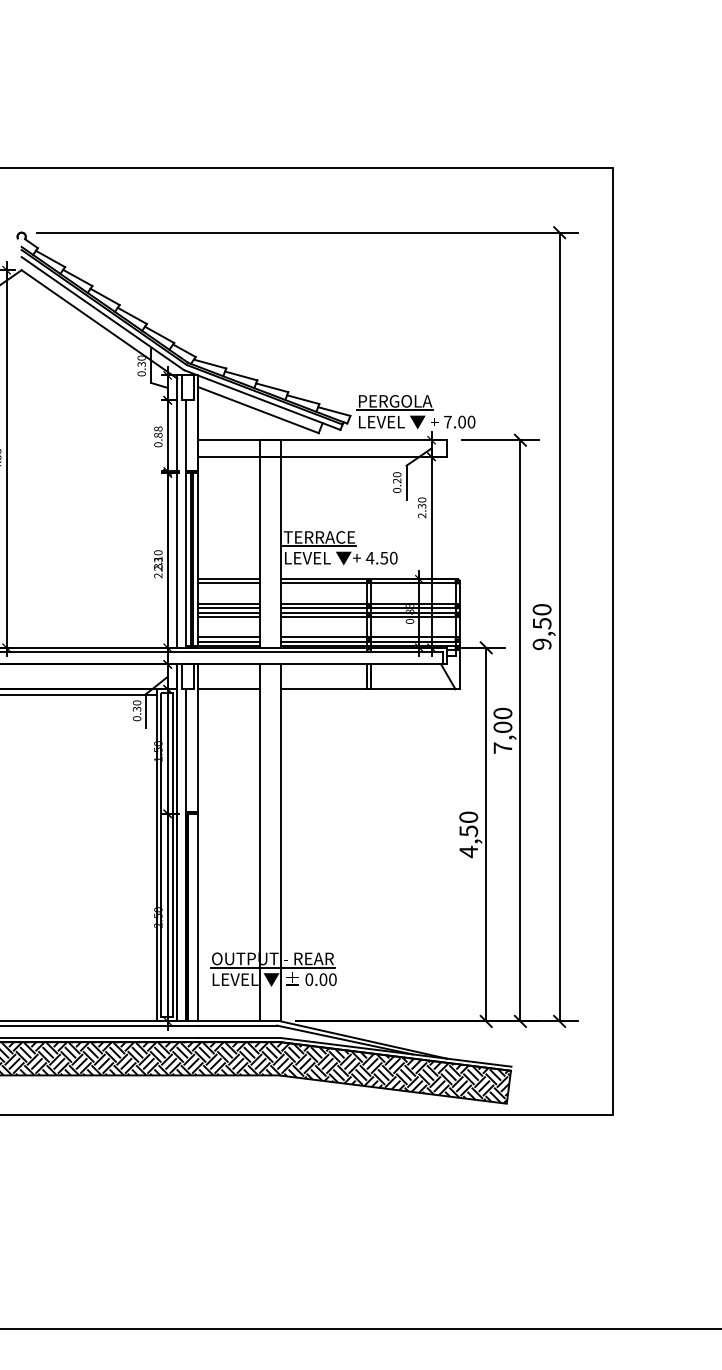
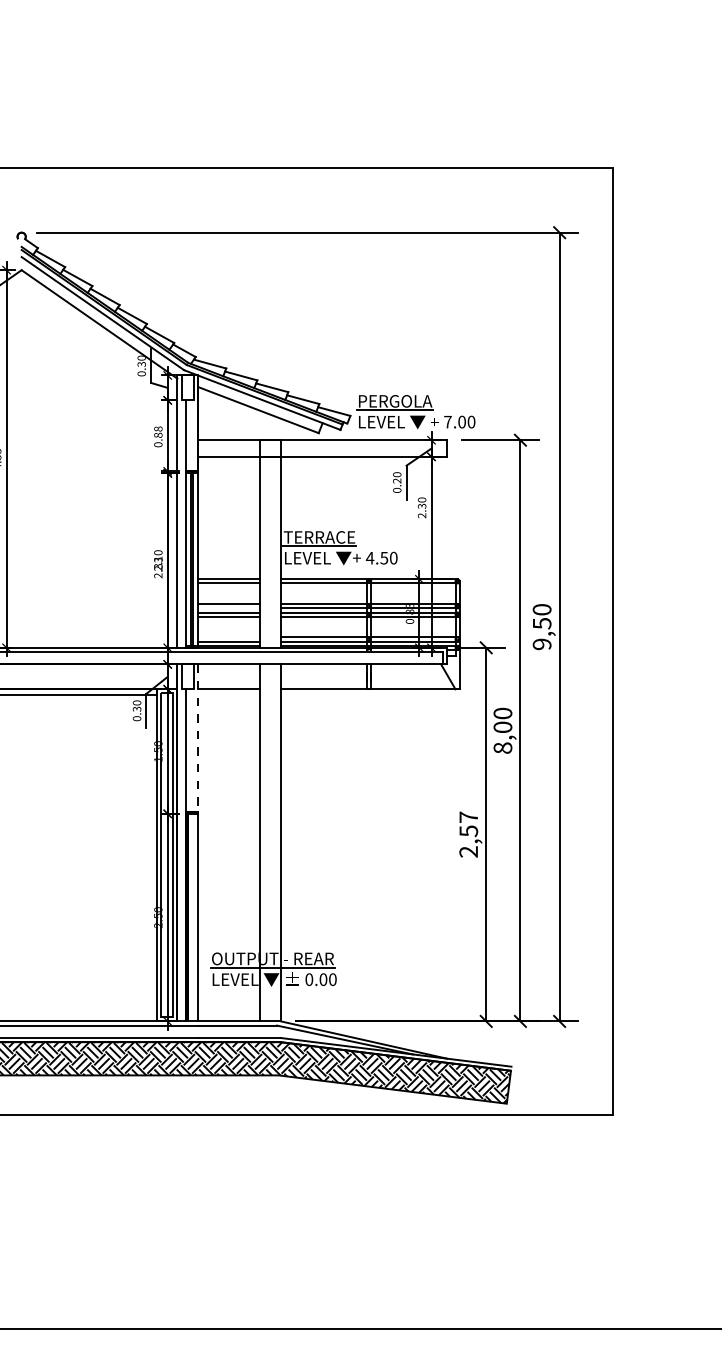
line: present -> none (229, 608)
line: present -> none (229, 637)
line: solid -> dashed (198, 738)
text: 7,00 -> 8,00 (502, 747)
text: 4,50 -> 2,57 (468, 834)
